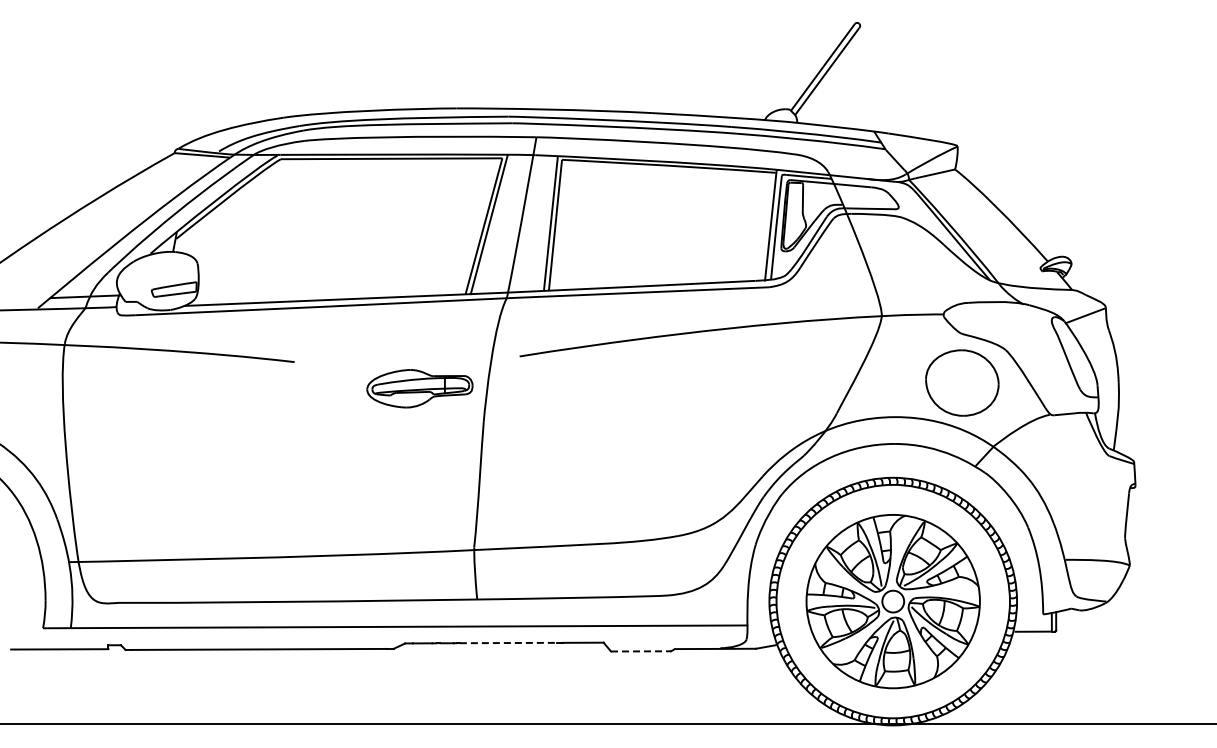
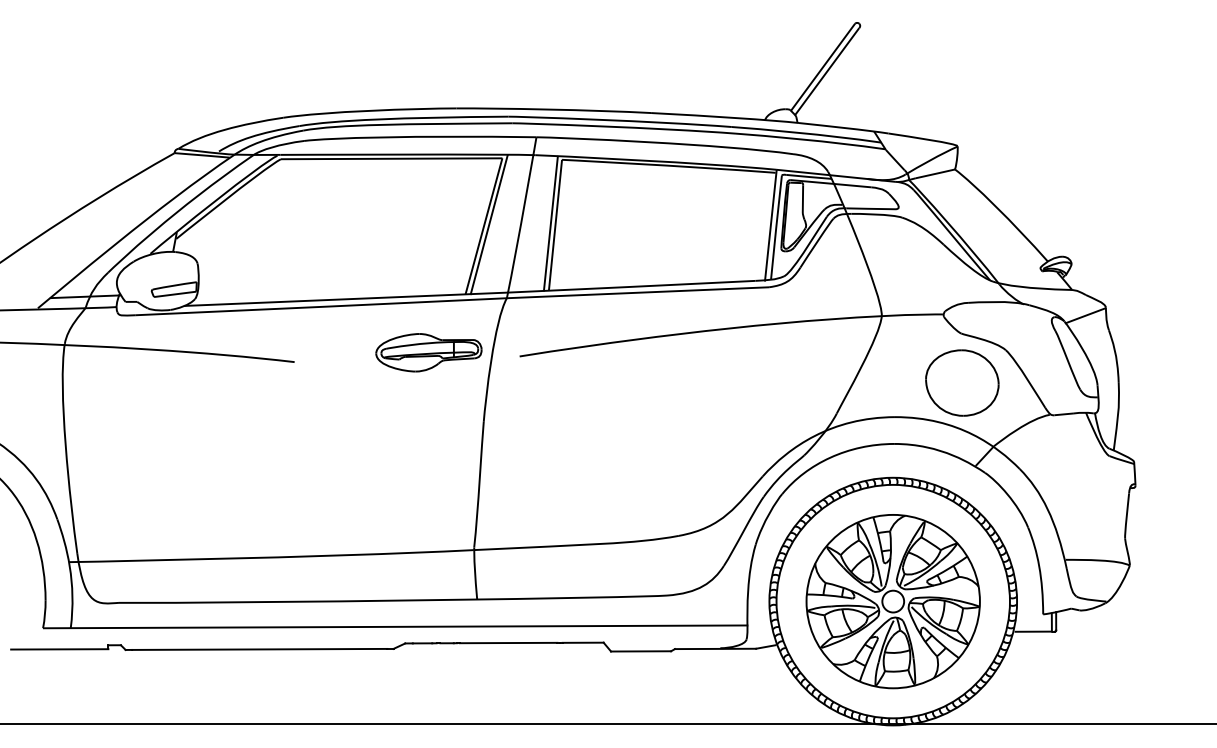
part position: (419, 388) -> (428, 352) (428, 352)
line: dashed -> solid (508, 643)
line: dashed -> solid (641, 651)
